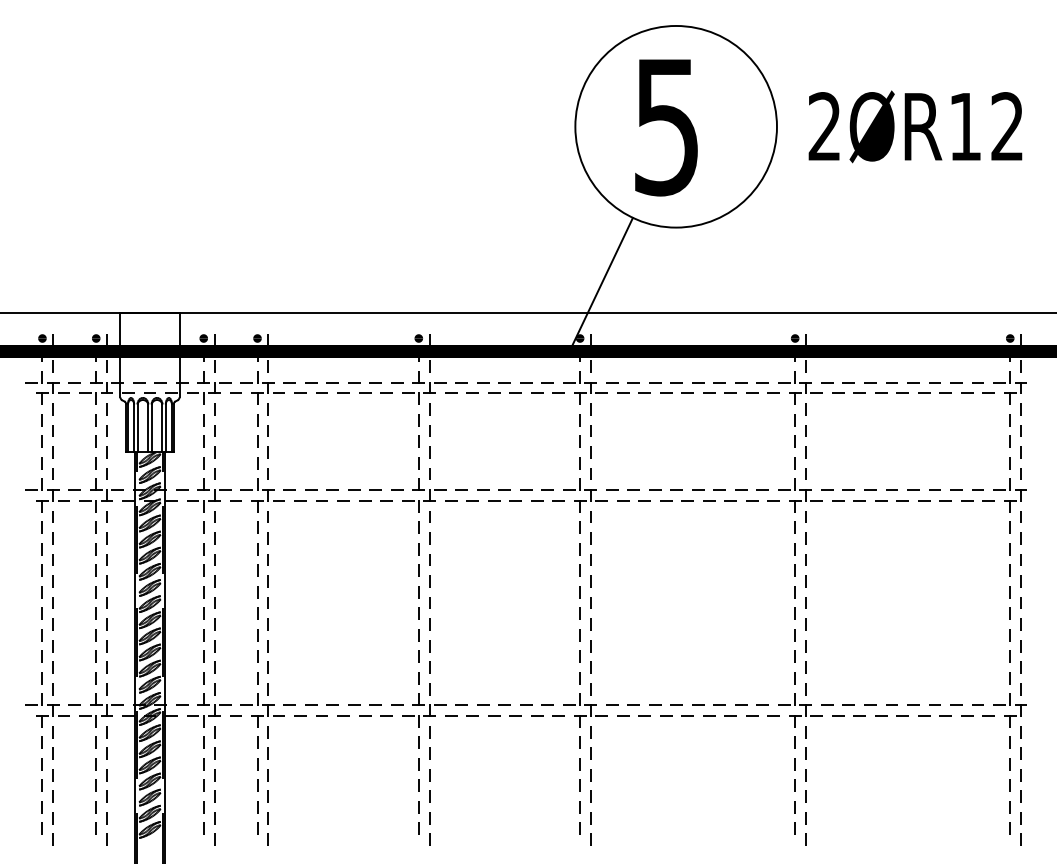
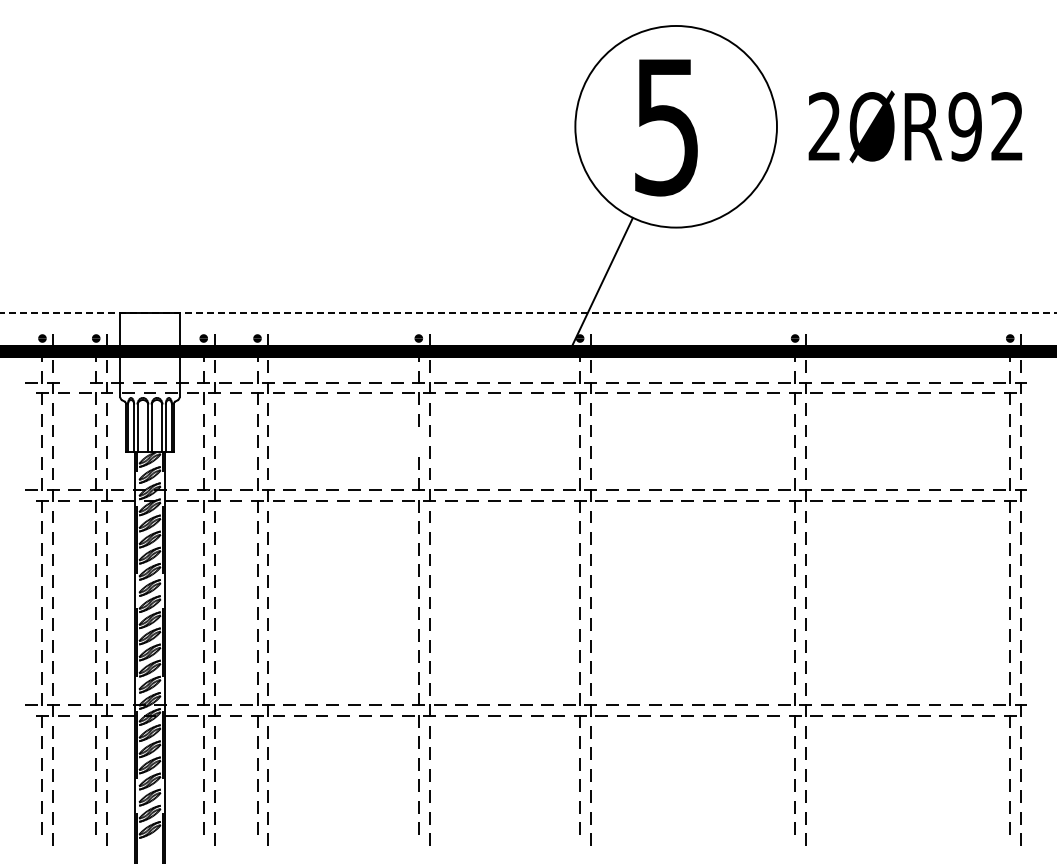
text: 2ØR12 -> 2ØR92 (964, 126)
line: solid -> dashed (528, 312)
line: present -> none (74, 382)
line: present -> none (418, 441)
